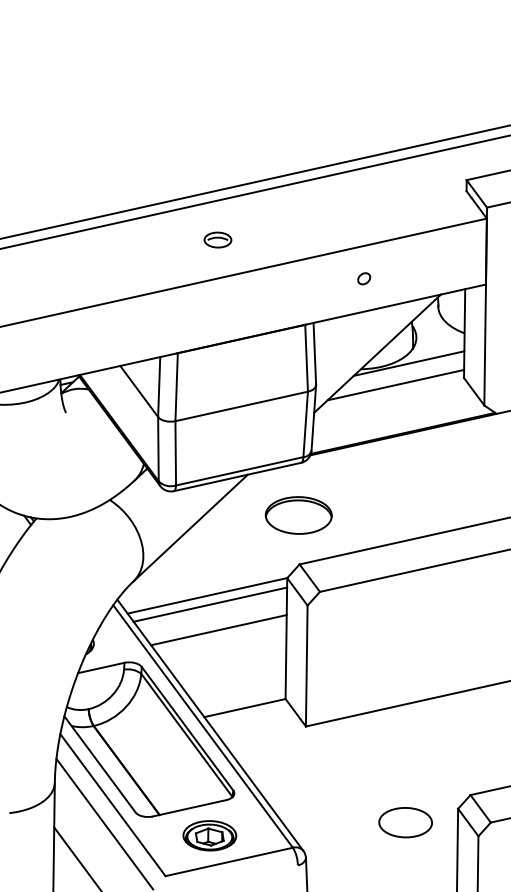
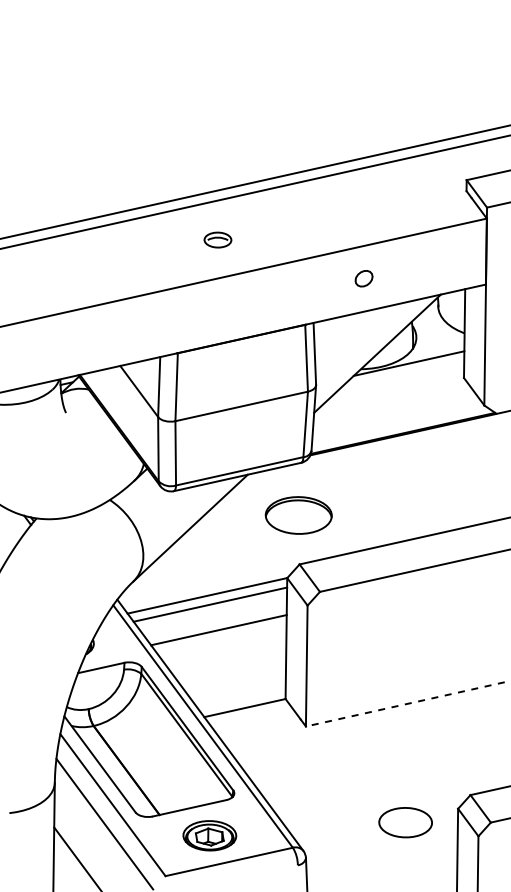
part size: 15x14 px -> 20x18 px (363, 278)
line: present -> none (395, 384)
line: solid -> dashed (408, 703)
